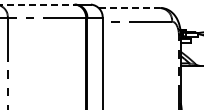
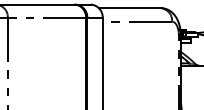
line: dashed -> solid (37, 4)
line: dashed -> solid (129, 8)
